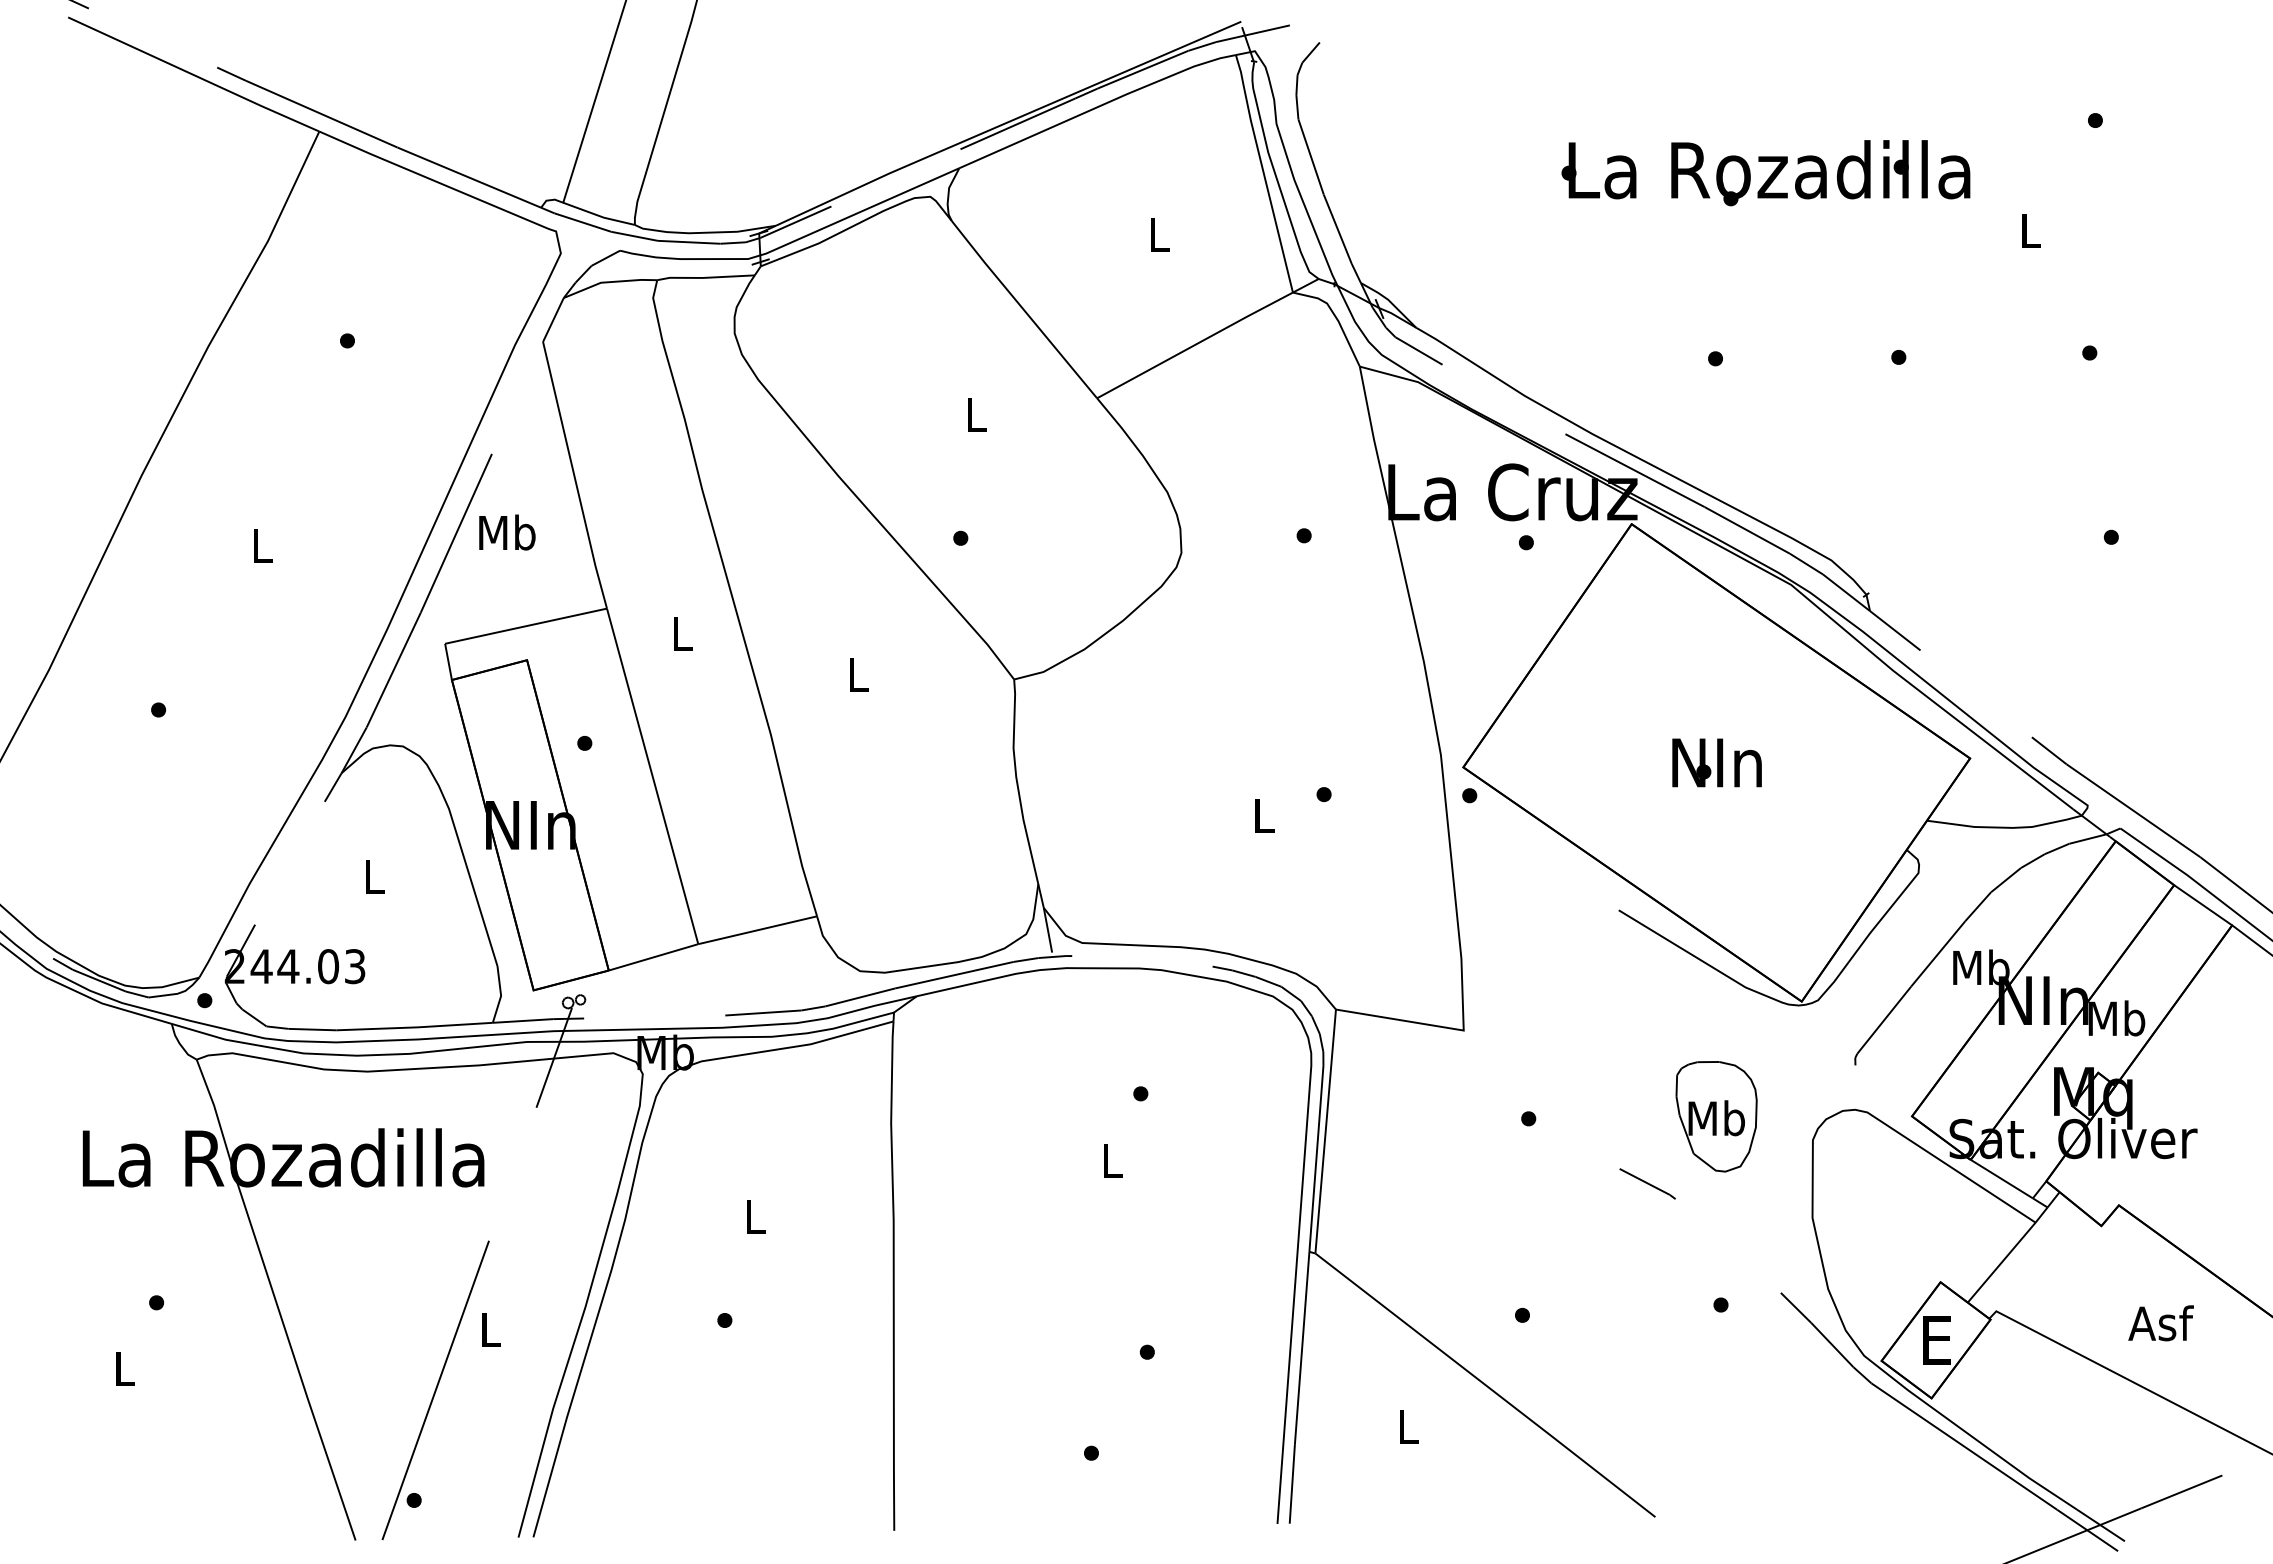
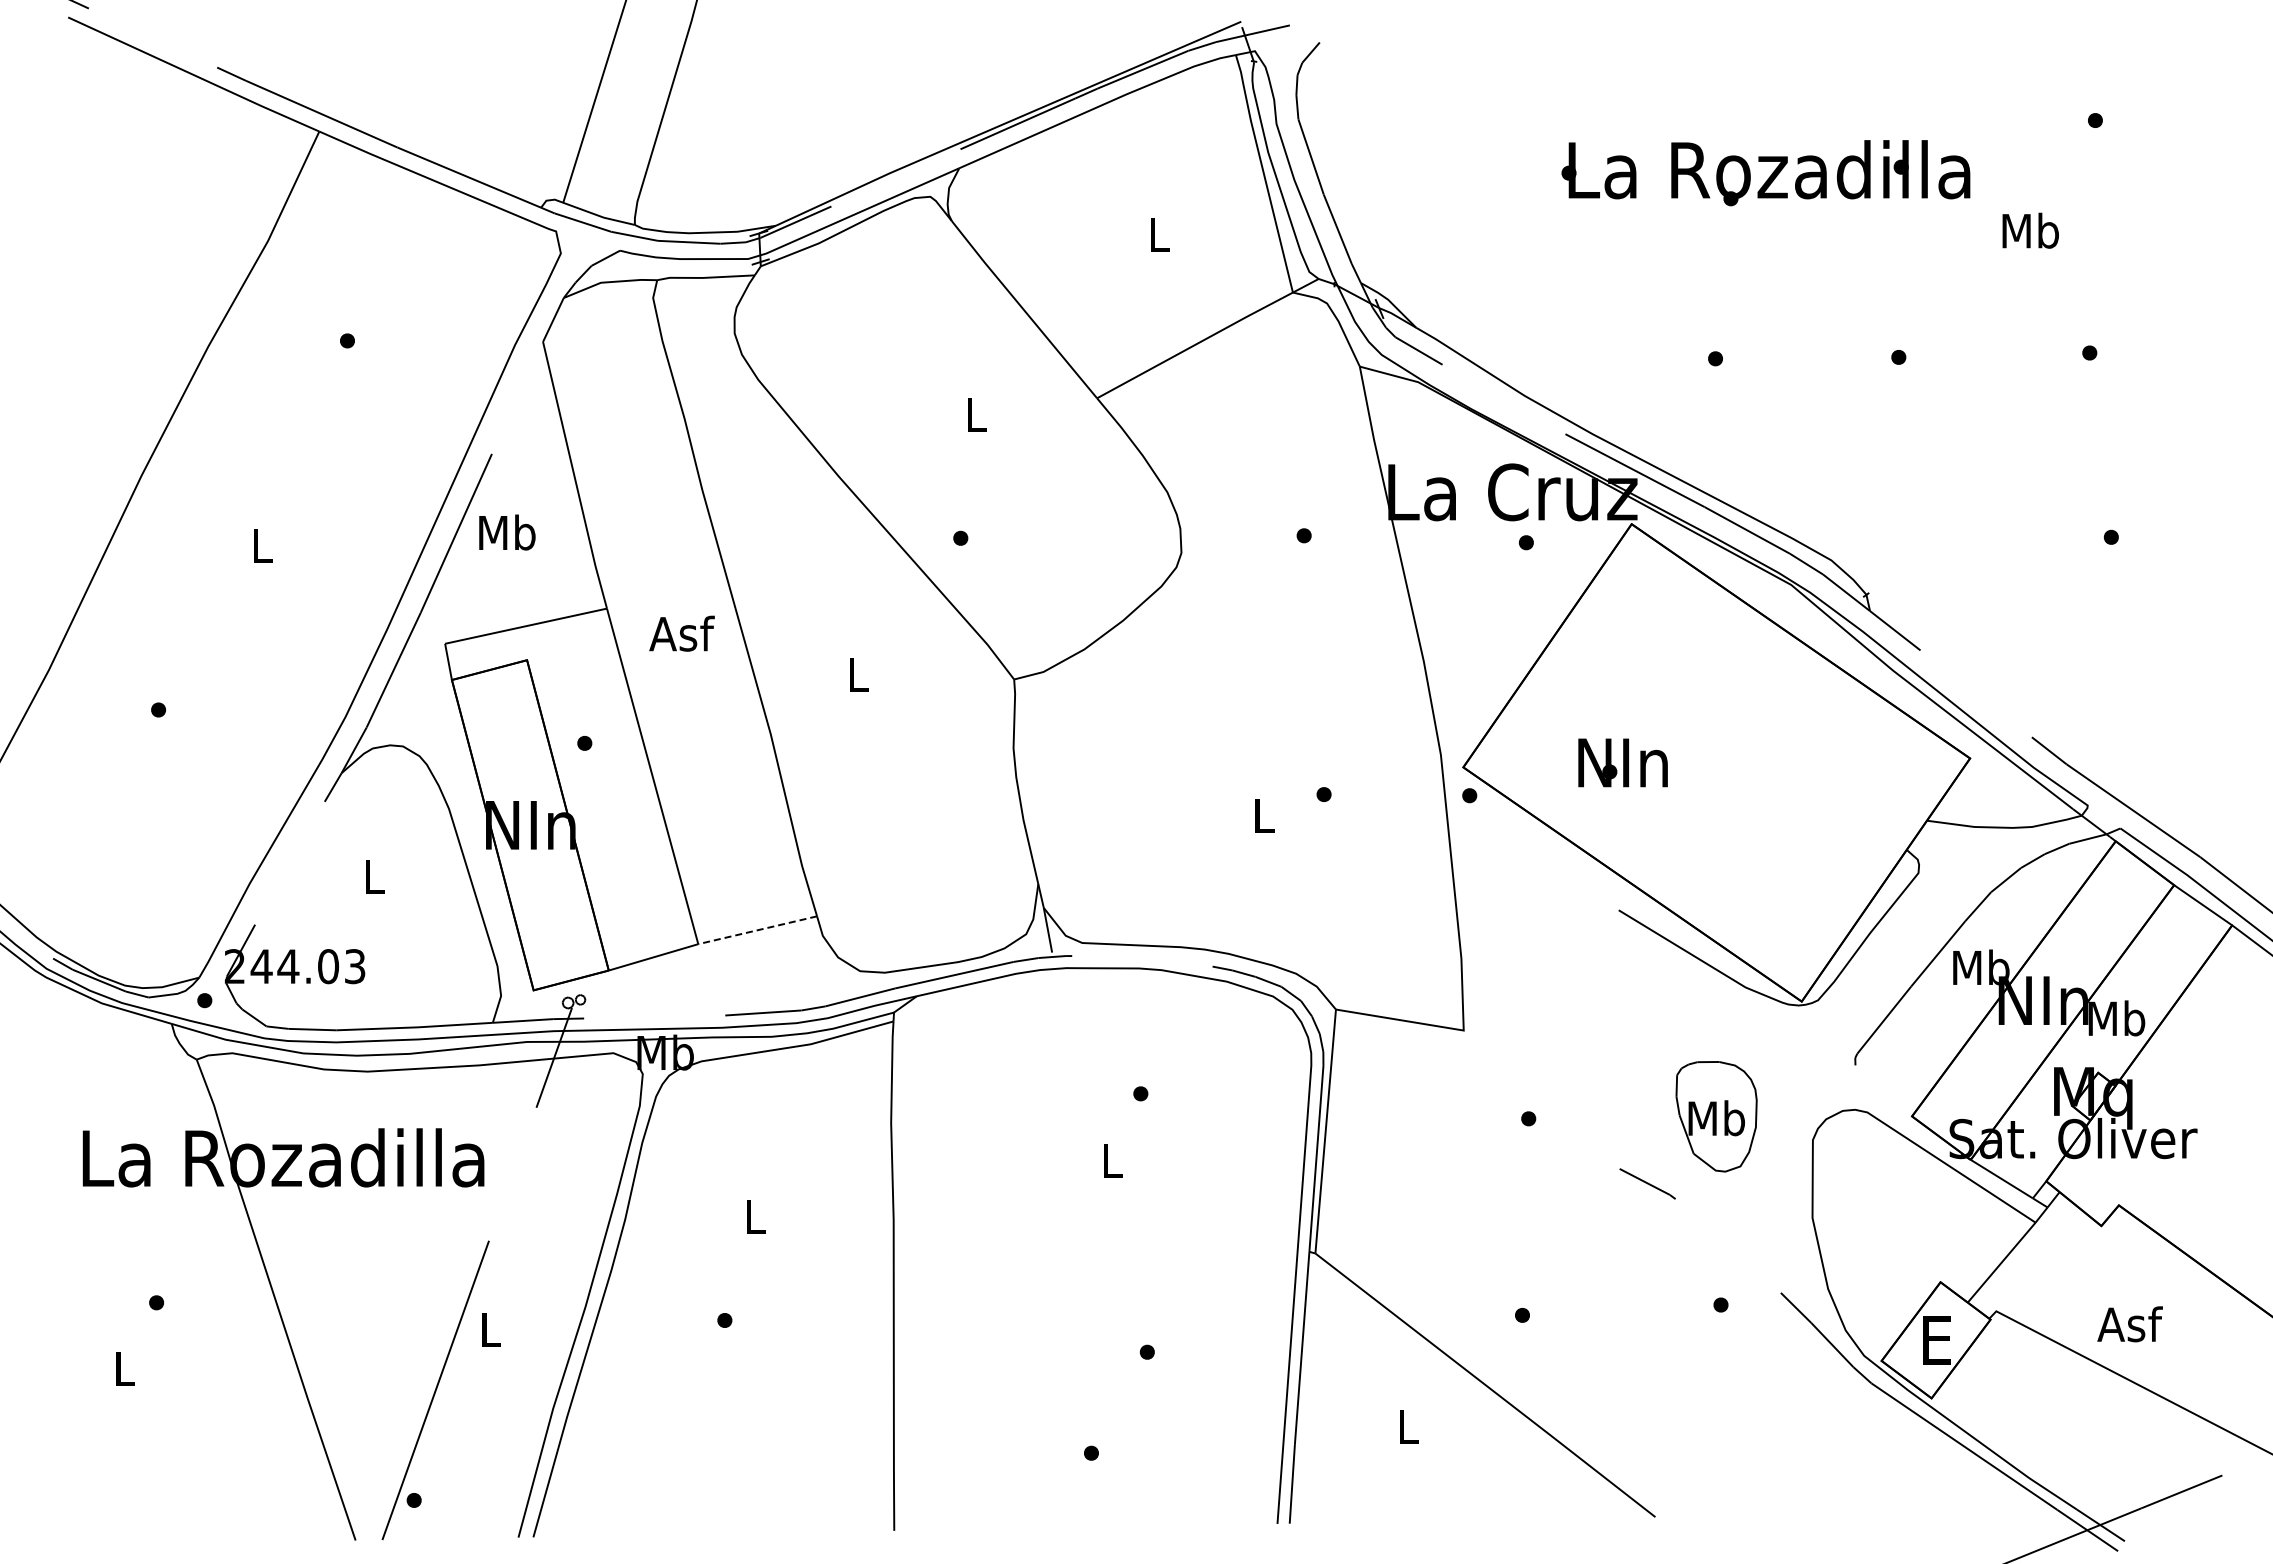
text: L -> Mb (2030, 230)
text: L -> Asf (681, 633)
text position: (1716, 762) -> (1622, 762) (1622, 762)
line: solid -> dashed (757, 930)
text position: (2160, 1323) -> (2129, 1324) (2129, 1324)
